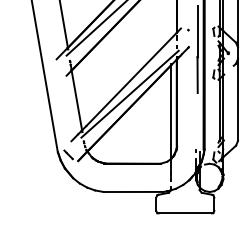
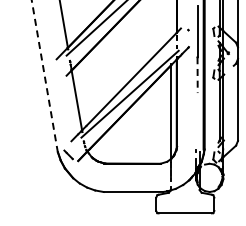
line: solid -> dashed (197, 75)
line: solid -> dashed (44, 76)
